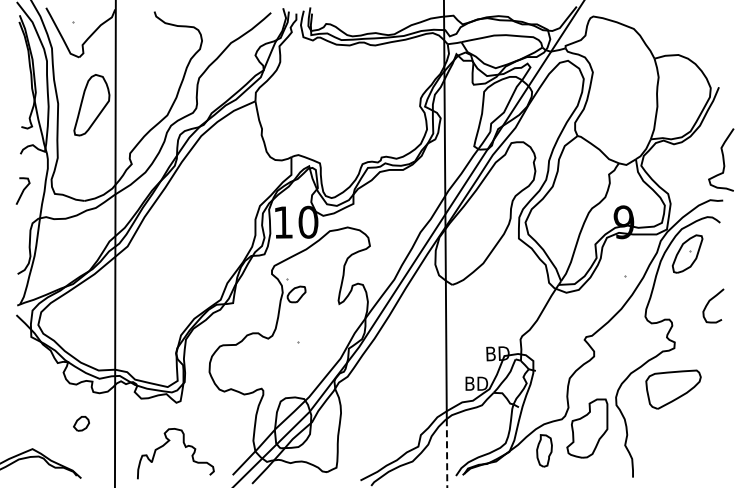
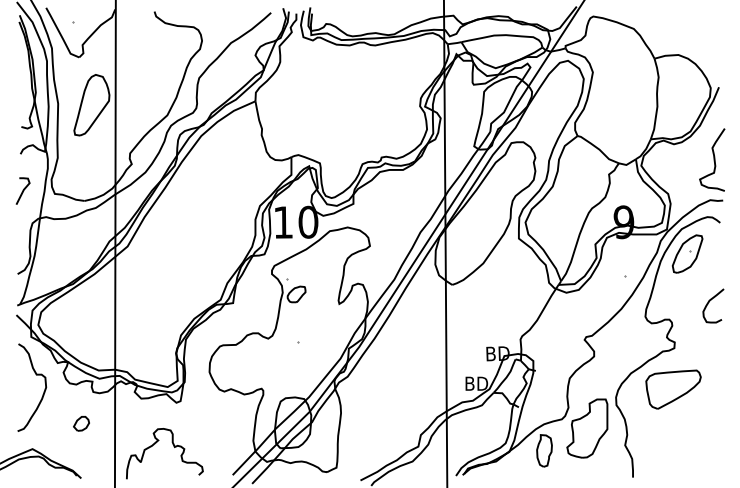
curve position: (722, 159) -> (713, 159) (713, 159)
curve: none -> present (43, 391)
curve position: (185, 448) -> (174, 448) (174, 448)
line: dashed -> solid (447, 453)
